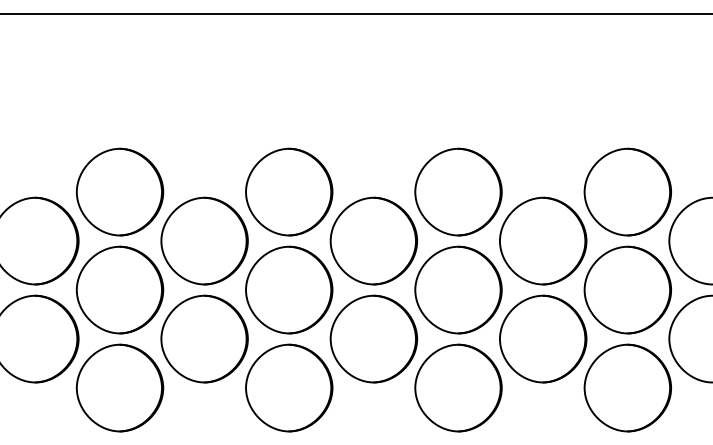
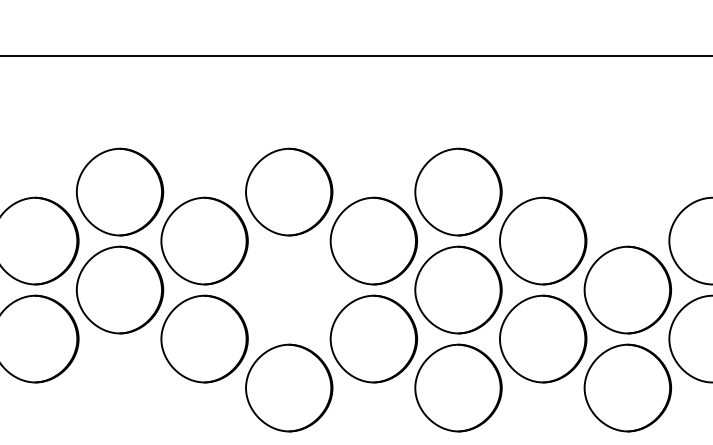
line position: (355, 13) -> (355, 55) (355, 55)
part: present -> none (627, 191)
part: present -> none (289, 289)
part: present -> none (120, 387)
